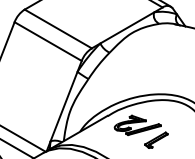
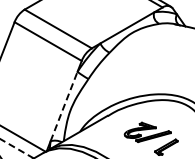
line: solid -> dashed (64, 106)
part position: (140, 131) -> (150, 138) (150, 138)
line: solid -> dashed (16, 148)
